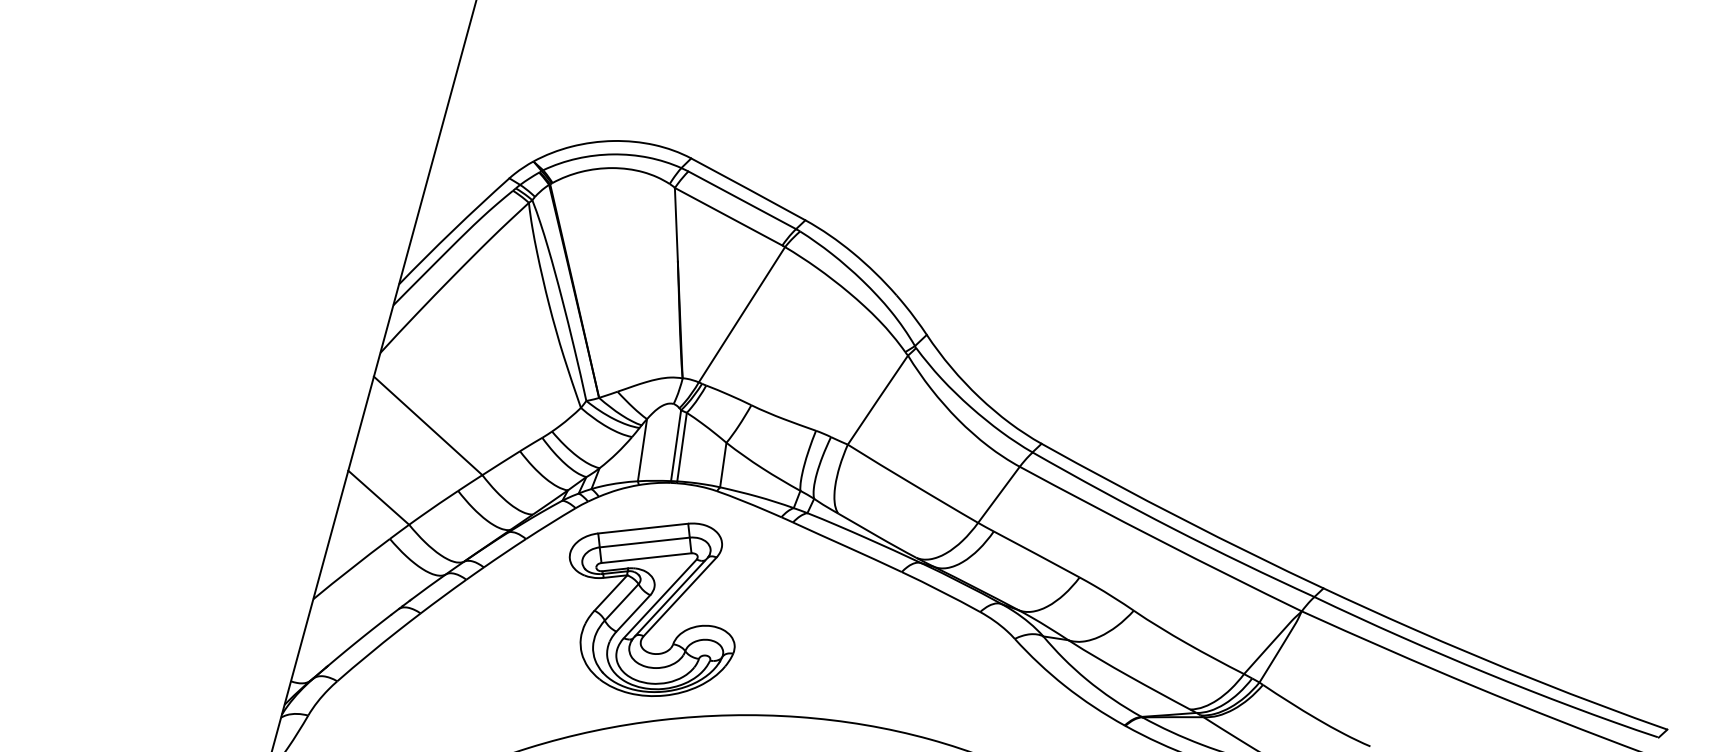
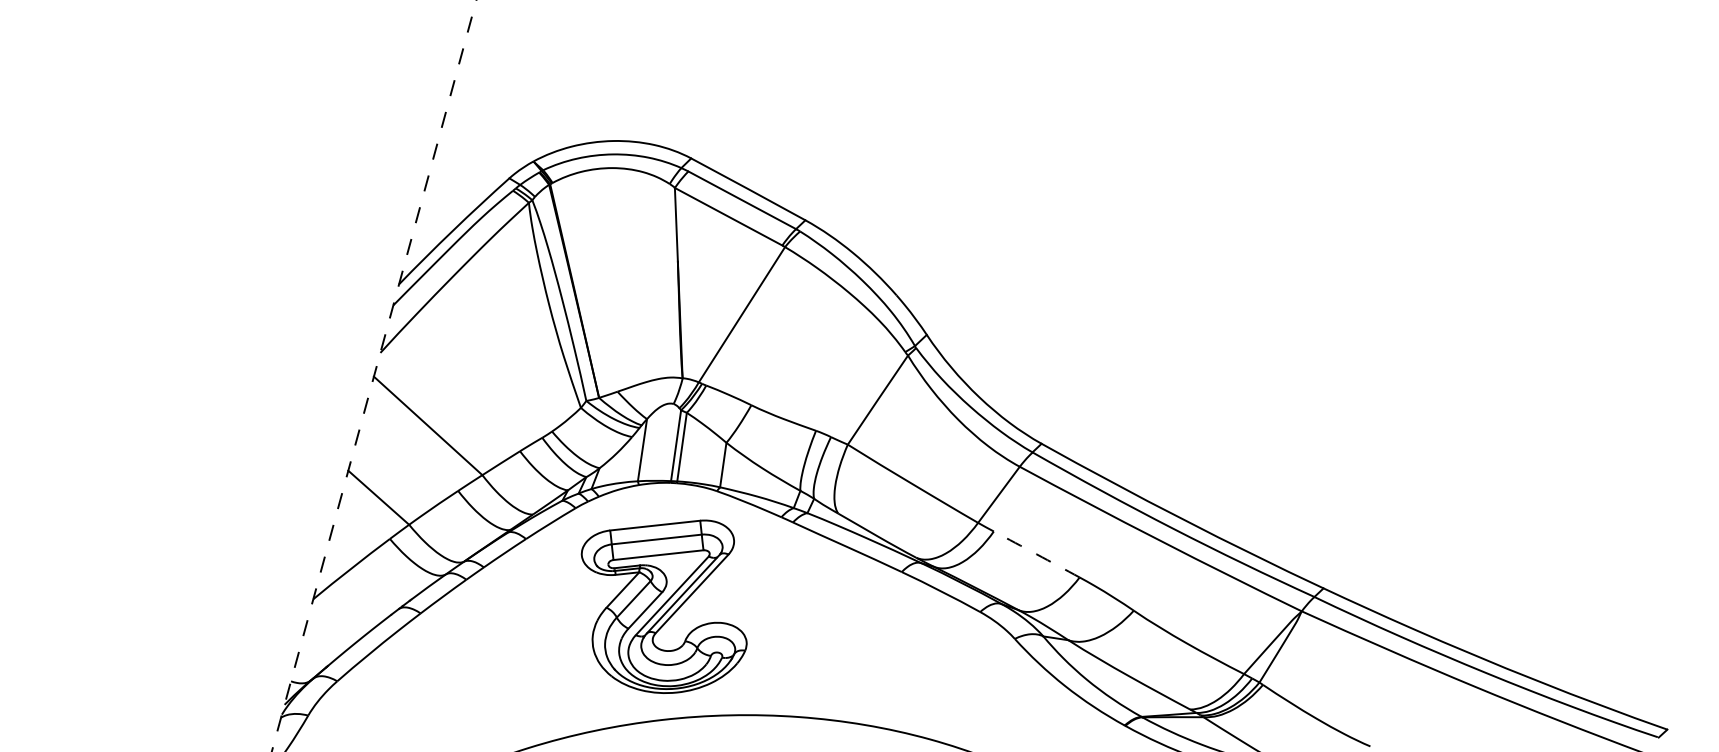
line: solid -> dashed (374, 376)
arc: solid -> dashed (1036, 554)
part position: (651, 609) -> (663, 606) (663, 606)
